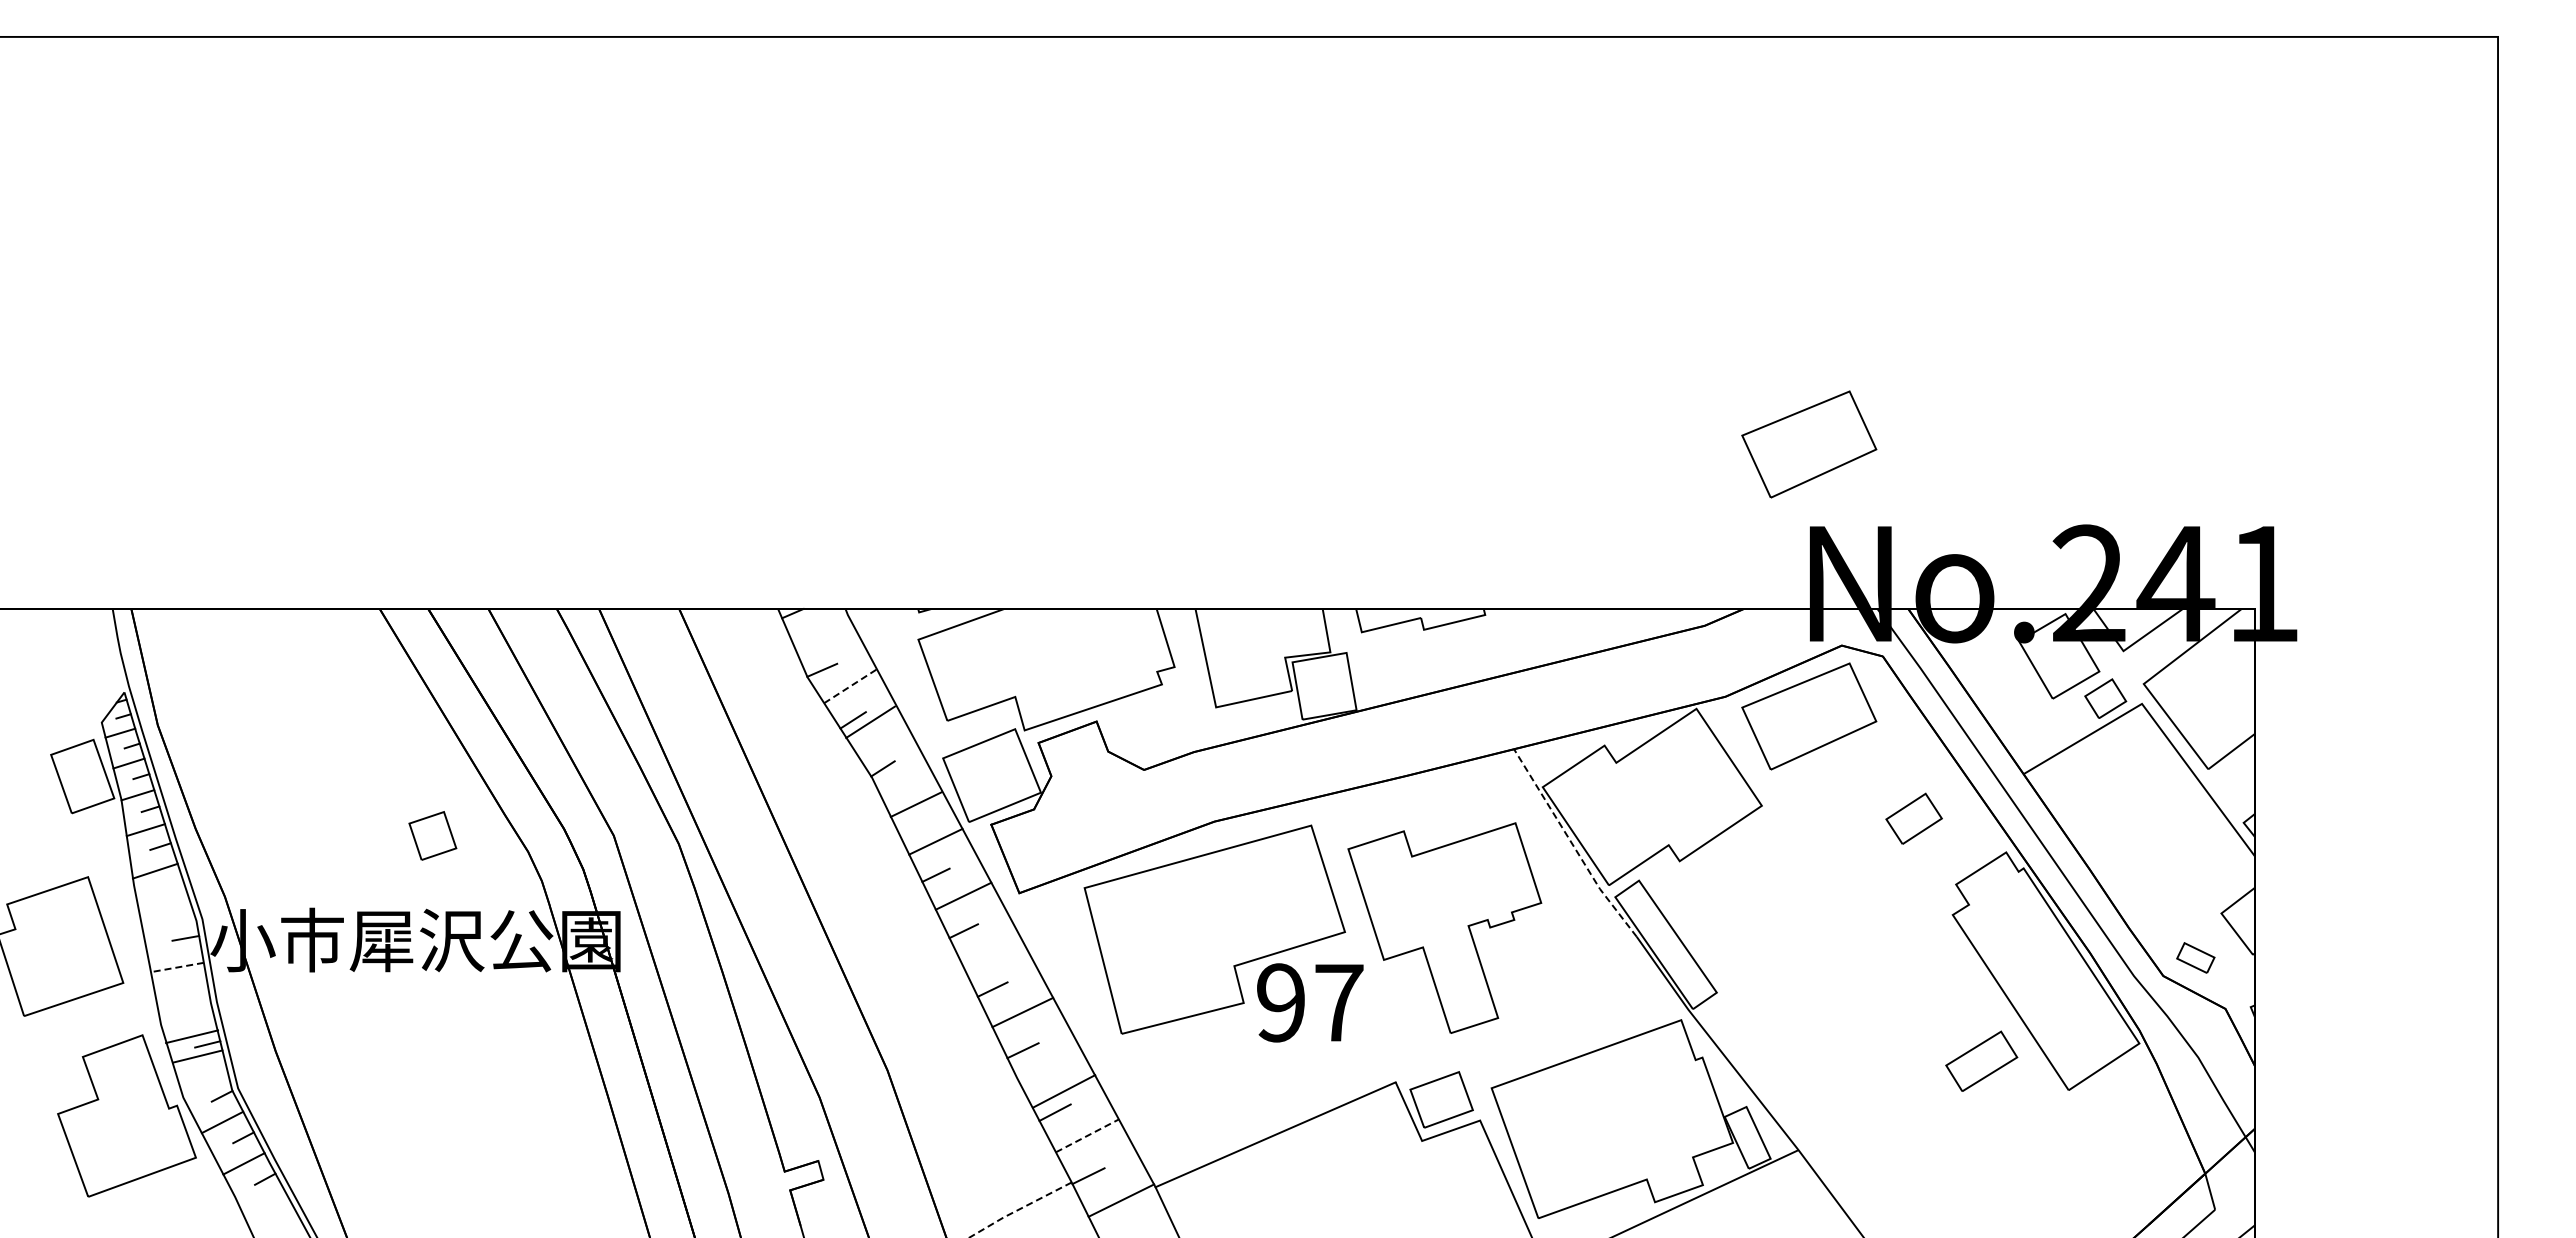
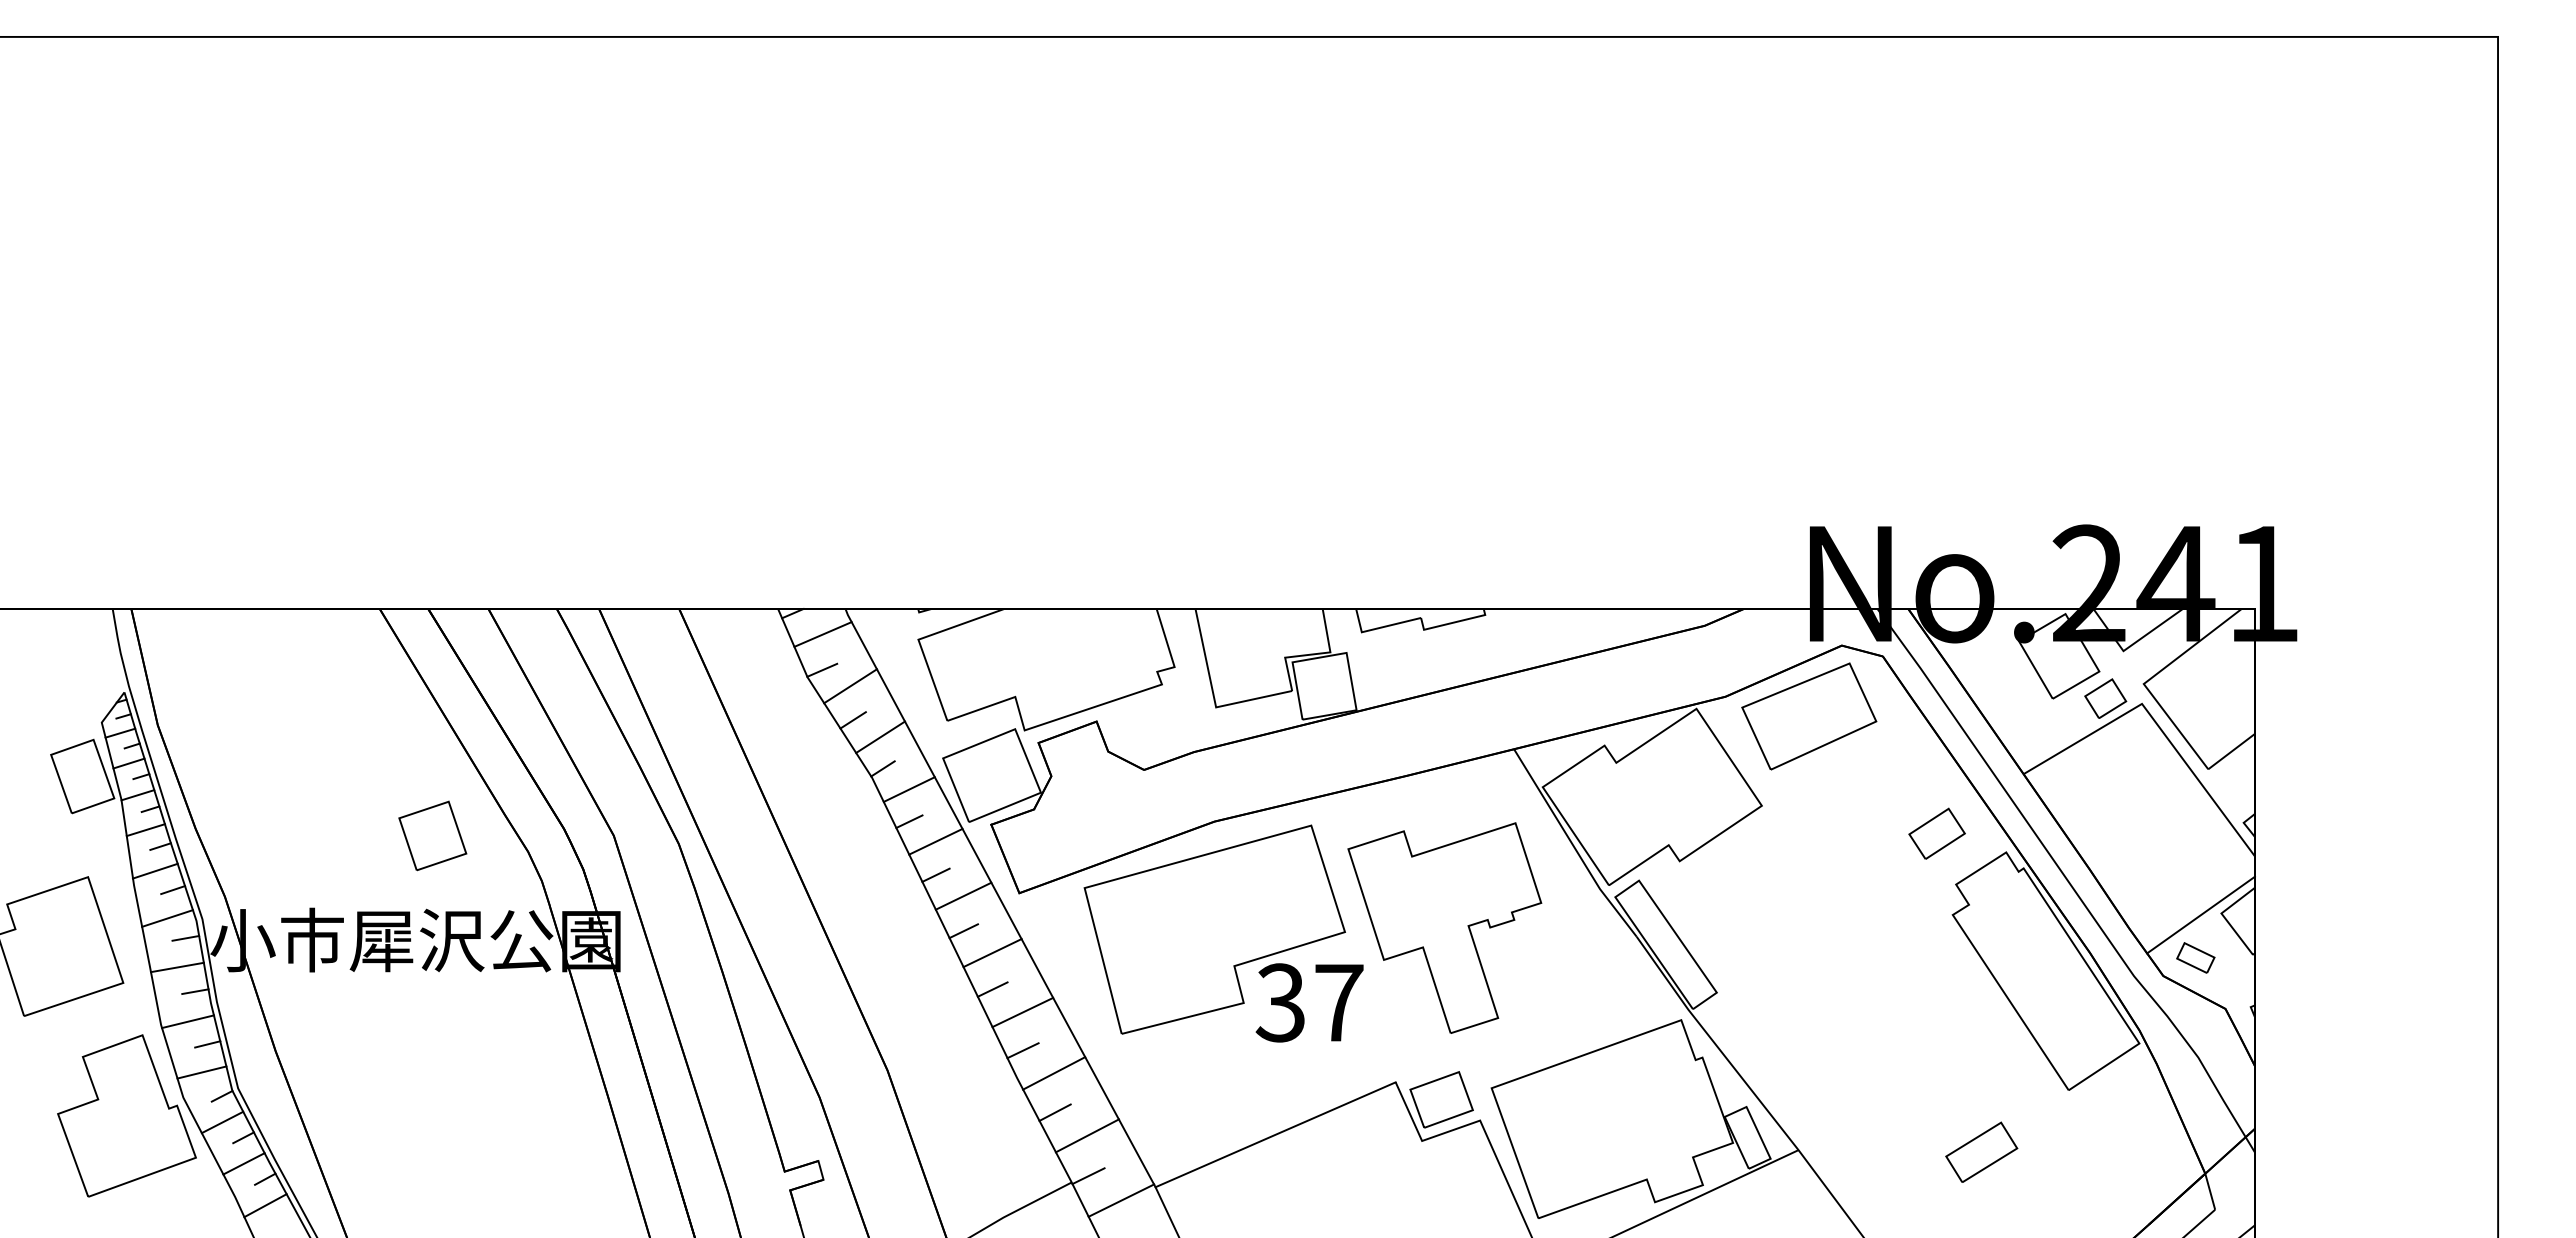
part: present -> none (1809, 444)
line: none -> present (822, 634)
line: dashed -> solid (850, 685)
line position: (870, 721) -> (880, 736) (880, 736)
line position: (915, 804) -> (908, 789) (908, 789)
part position: (1913, 818) -> (1936, 833) (1936, 833)
line: none -> present (909, 821)
part size: 50x50 px -> 70x72 px (432, 835)
line: dashed -> solid (1572, 845)
line: none -> present (173, 890)
line: none -> present (2200, 914)
line: none -> present (167, 918)
line: none -> present (992, 953)
line: dashed -> solid (177, 967)
line: none -> present (195, 991)
text: 97 -> 37 (1279, 1002)
line position: (192, 1036) -> (188, 1021) (188, 1021)
line position: (197, 1056) -> (201, 1072) (201, 1072)
part position: (1981, 1060) -> (1981, 1151) (1981, 1151)
line position: (1064, 1091) -> (1054, 1073) (1054, 1073)
line: dashed -> solid (1087, 1135)
line: none -> present (265, 1205)
line: dashed -> solid (1019, 1209)
